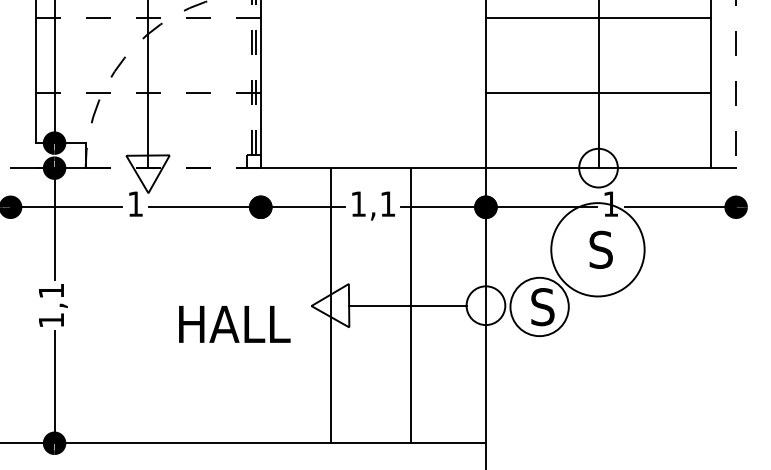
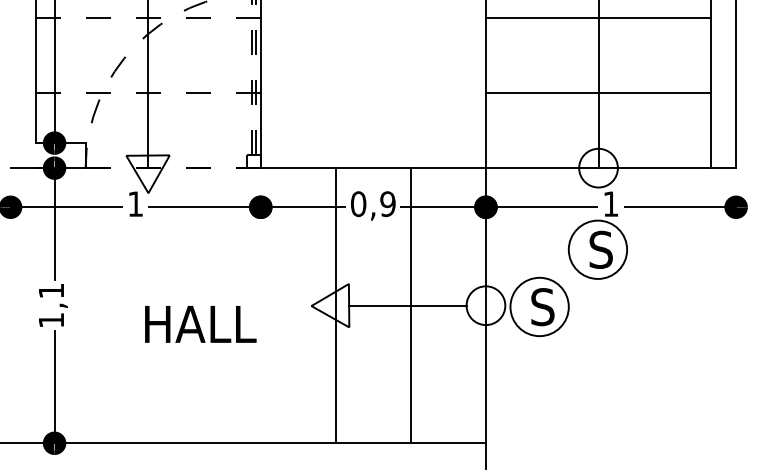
line: dashed -> solid (736, 84)
text: 1,1 -> 0,9 (372, 204)
circle diameter: 93 px -> 58 px (597, 249)
line position: (330, 305) -> (335, 305) (335, 305)
text position: (234, 324) -> (200, 324) (200, 324)
